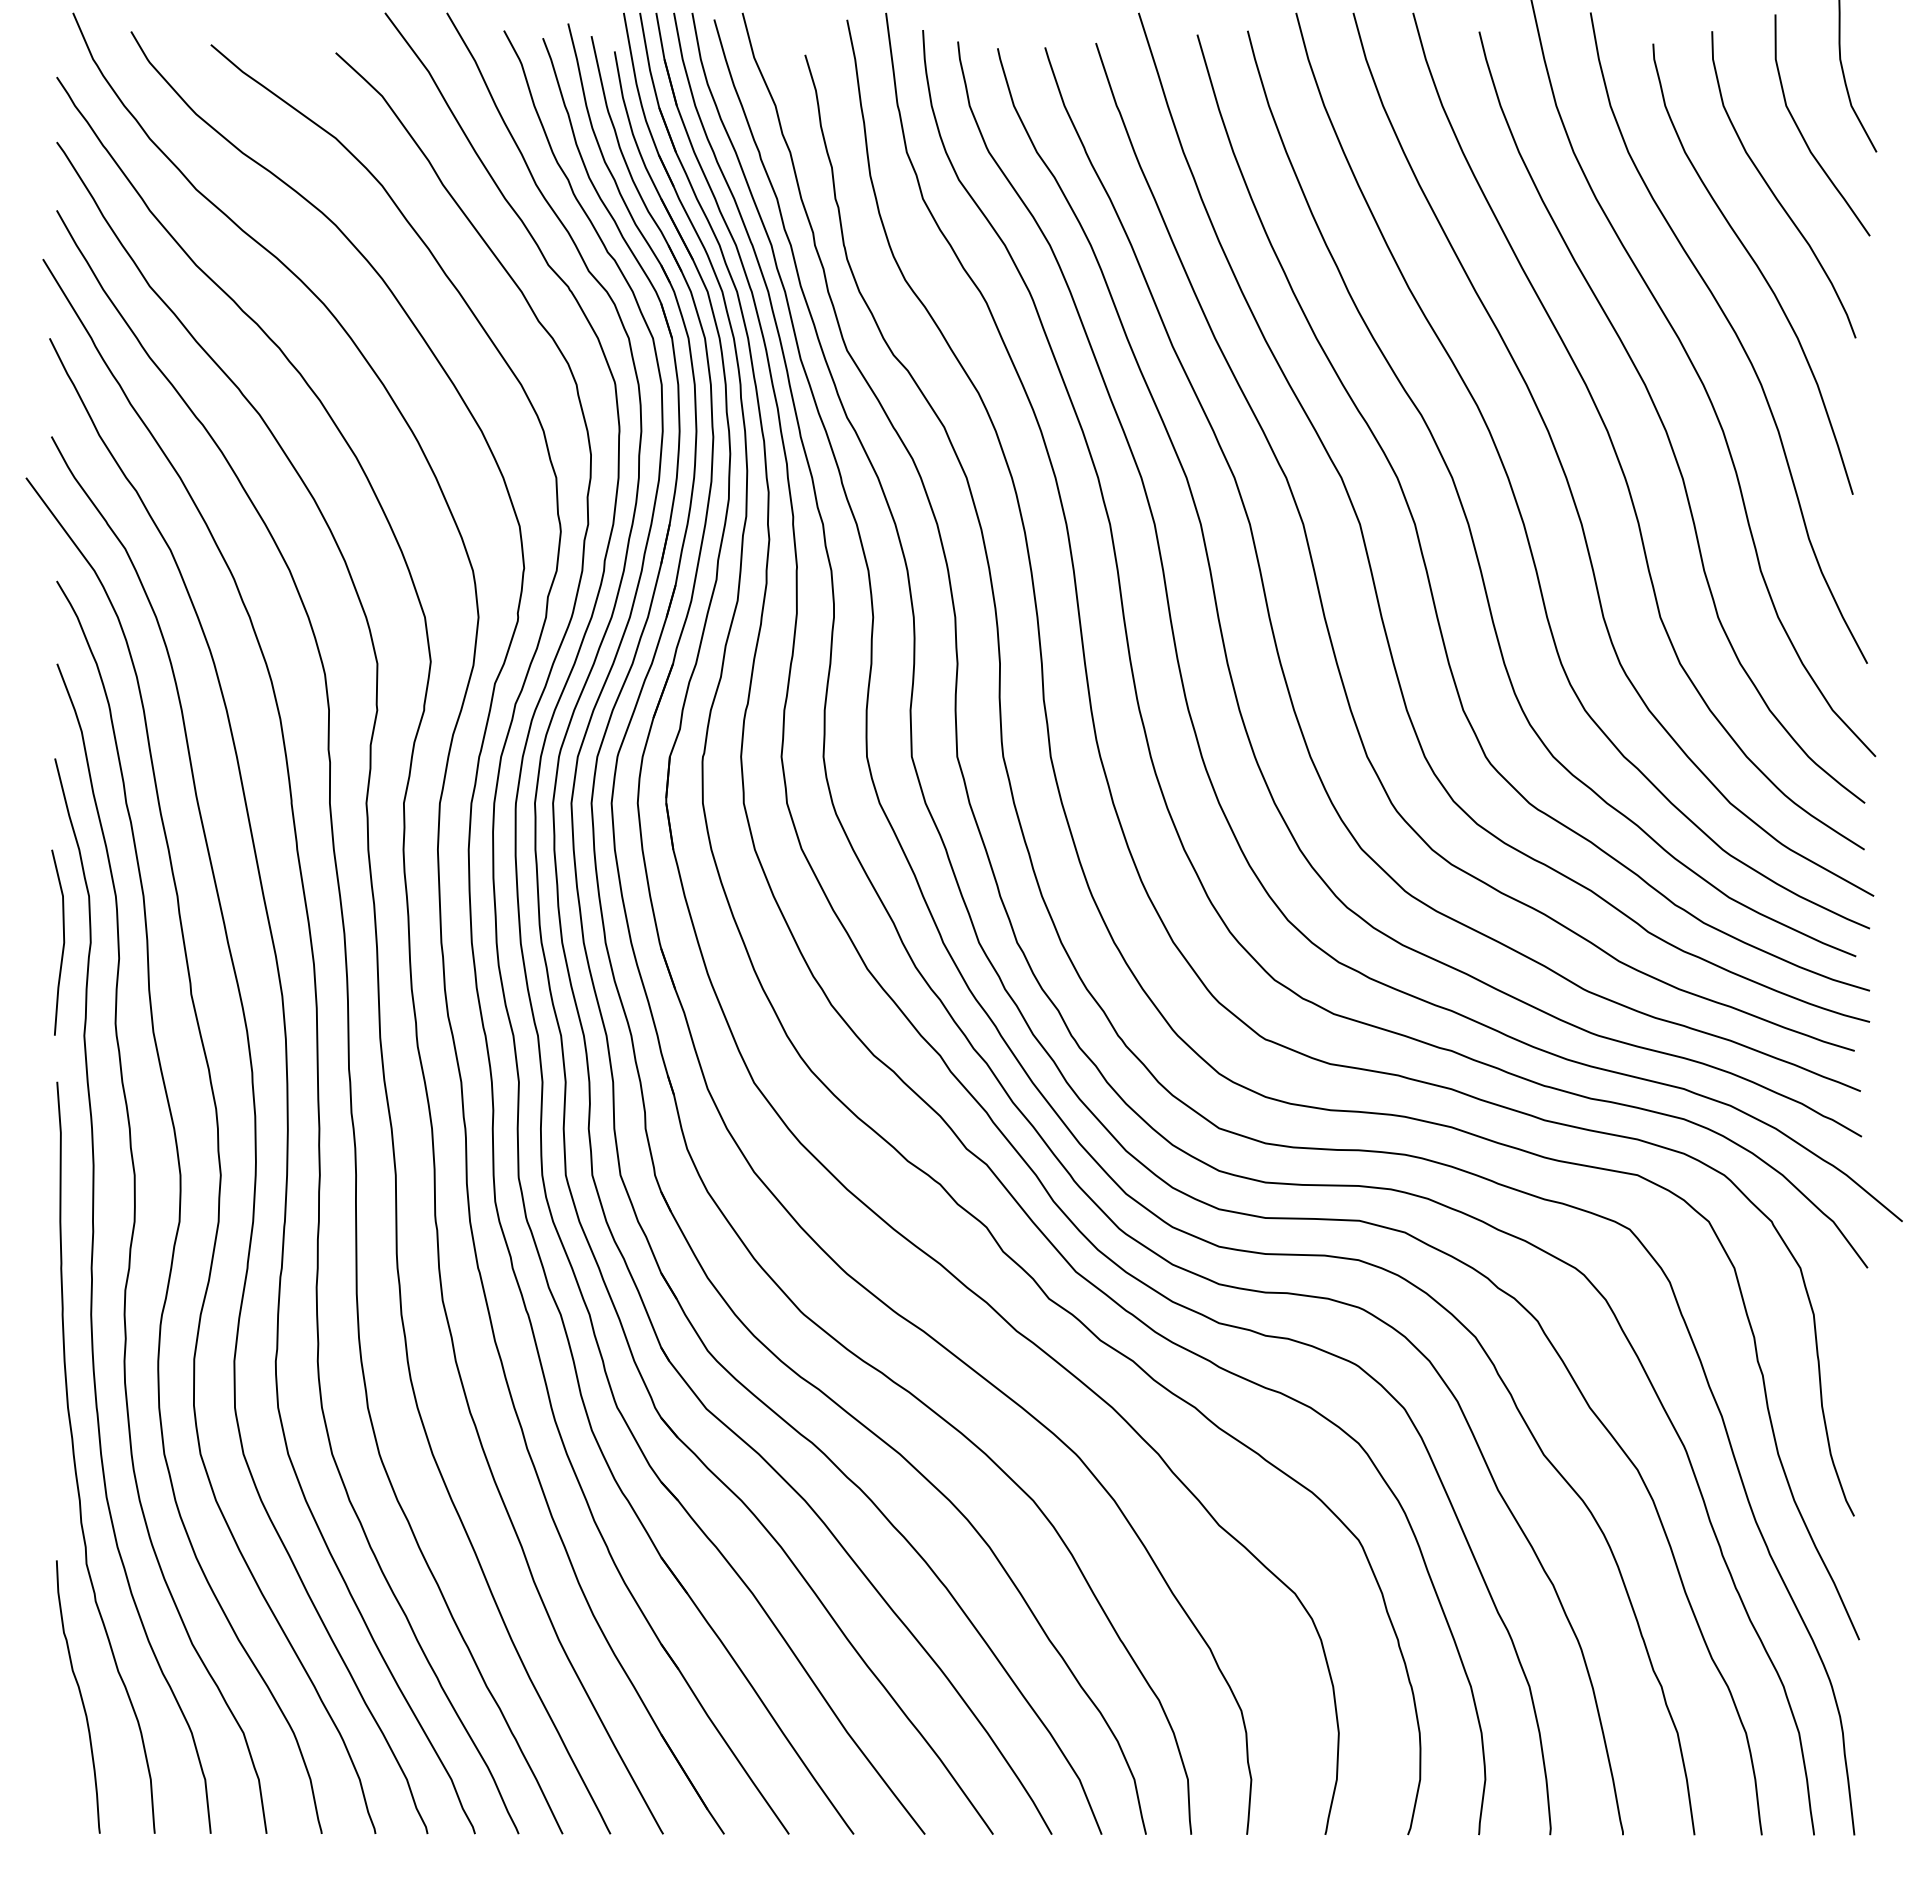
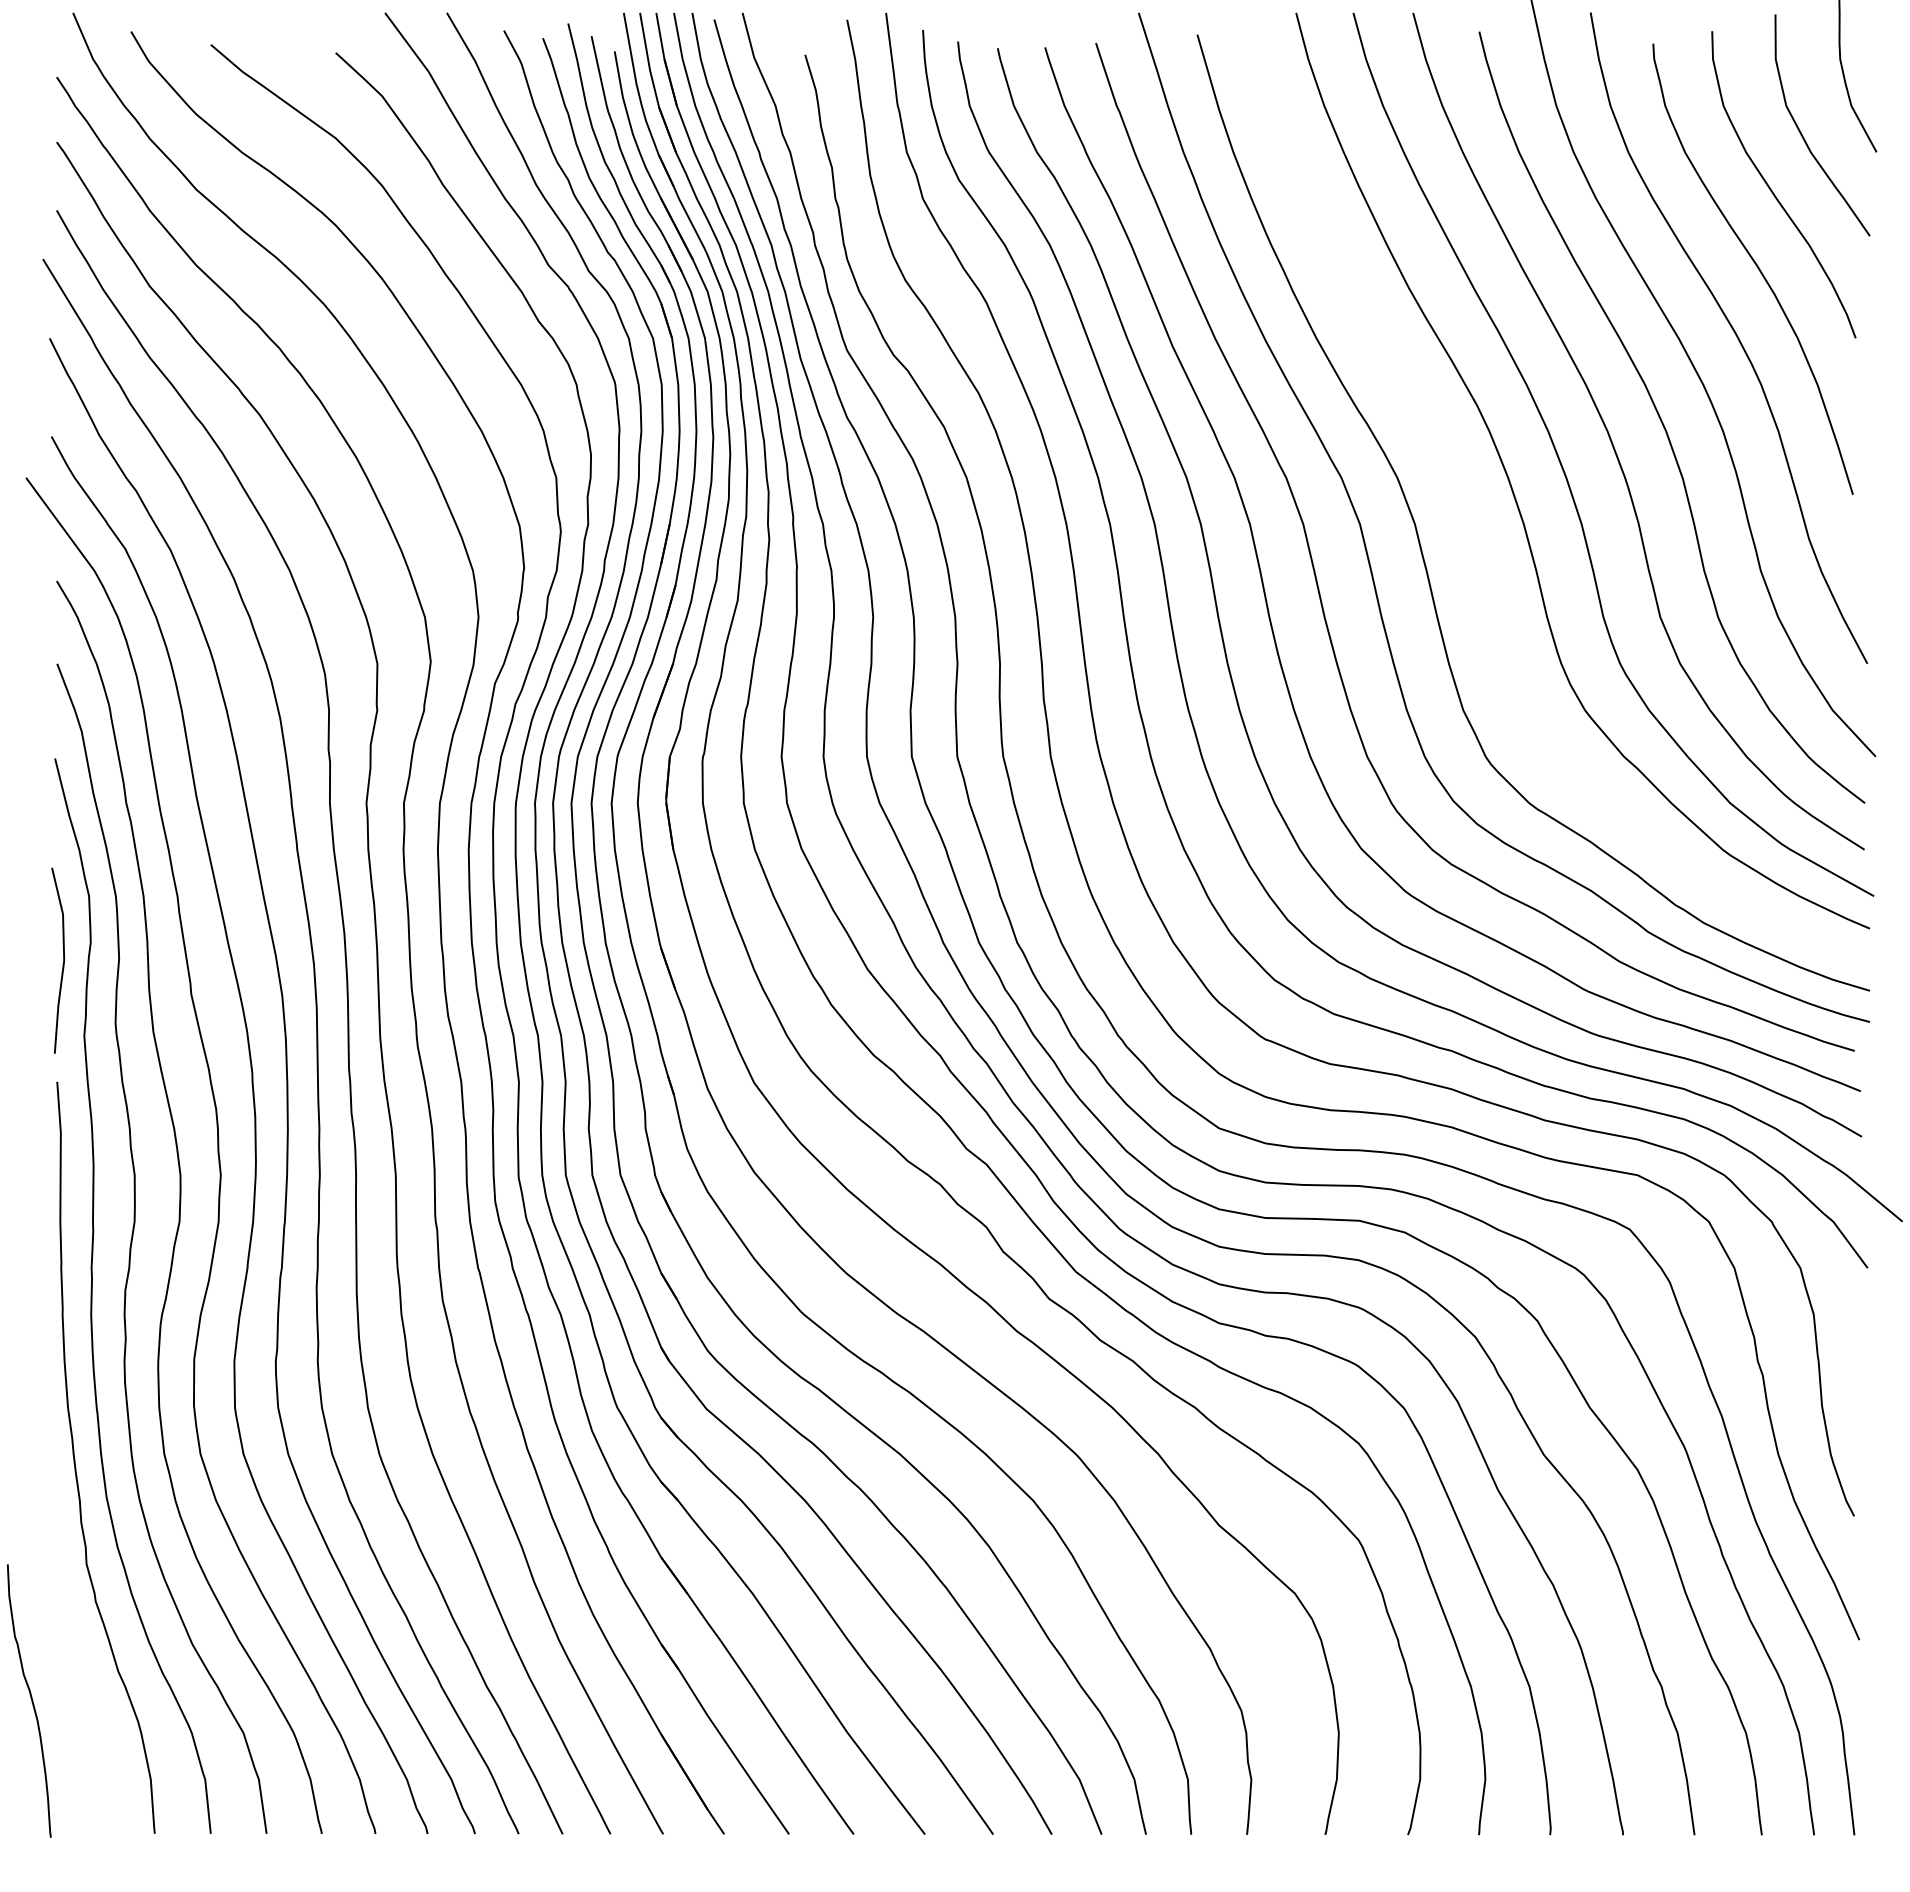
curve: present -> none (1468, 520)
line position: (63, 942) -> (63, 960) (63, 960)
curve position: (80, 1696) -> (31, 1700) (31, 1700)
